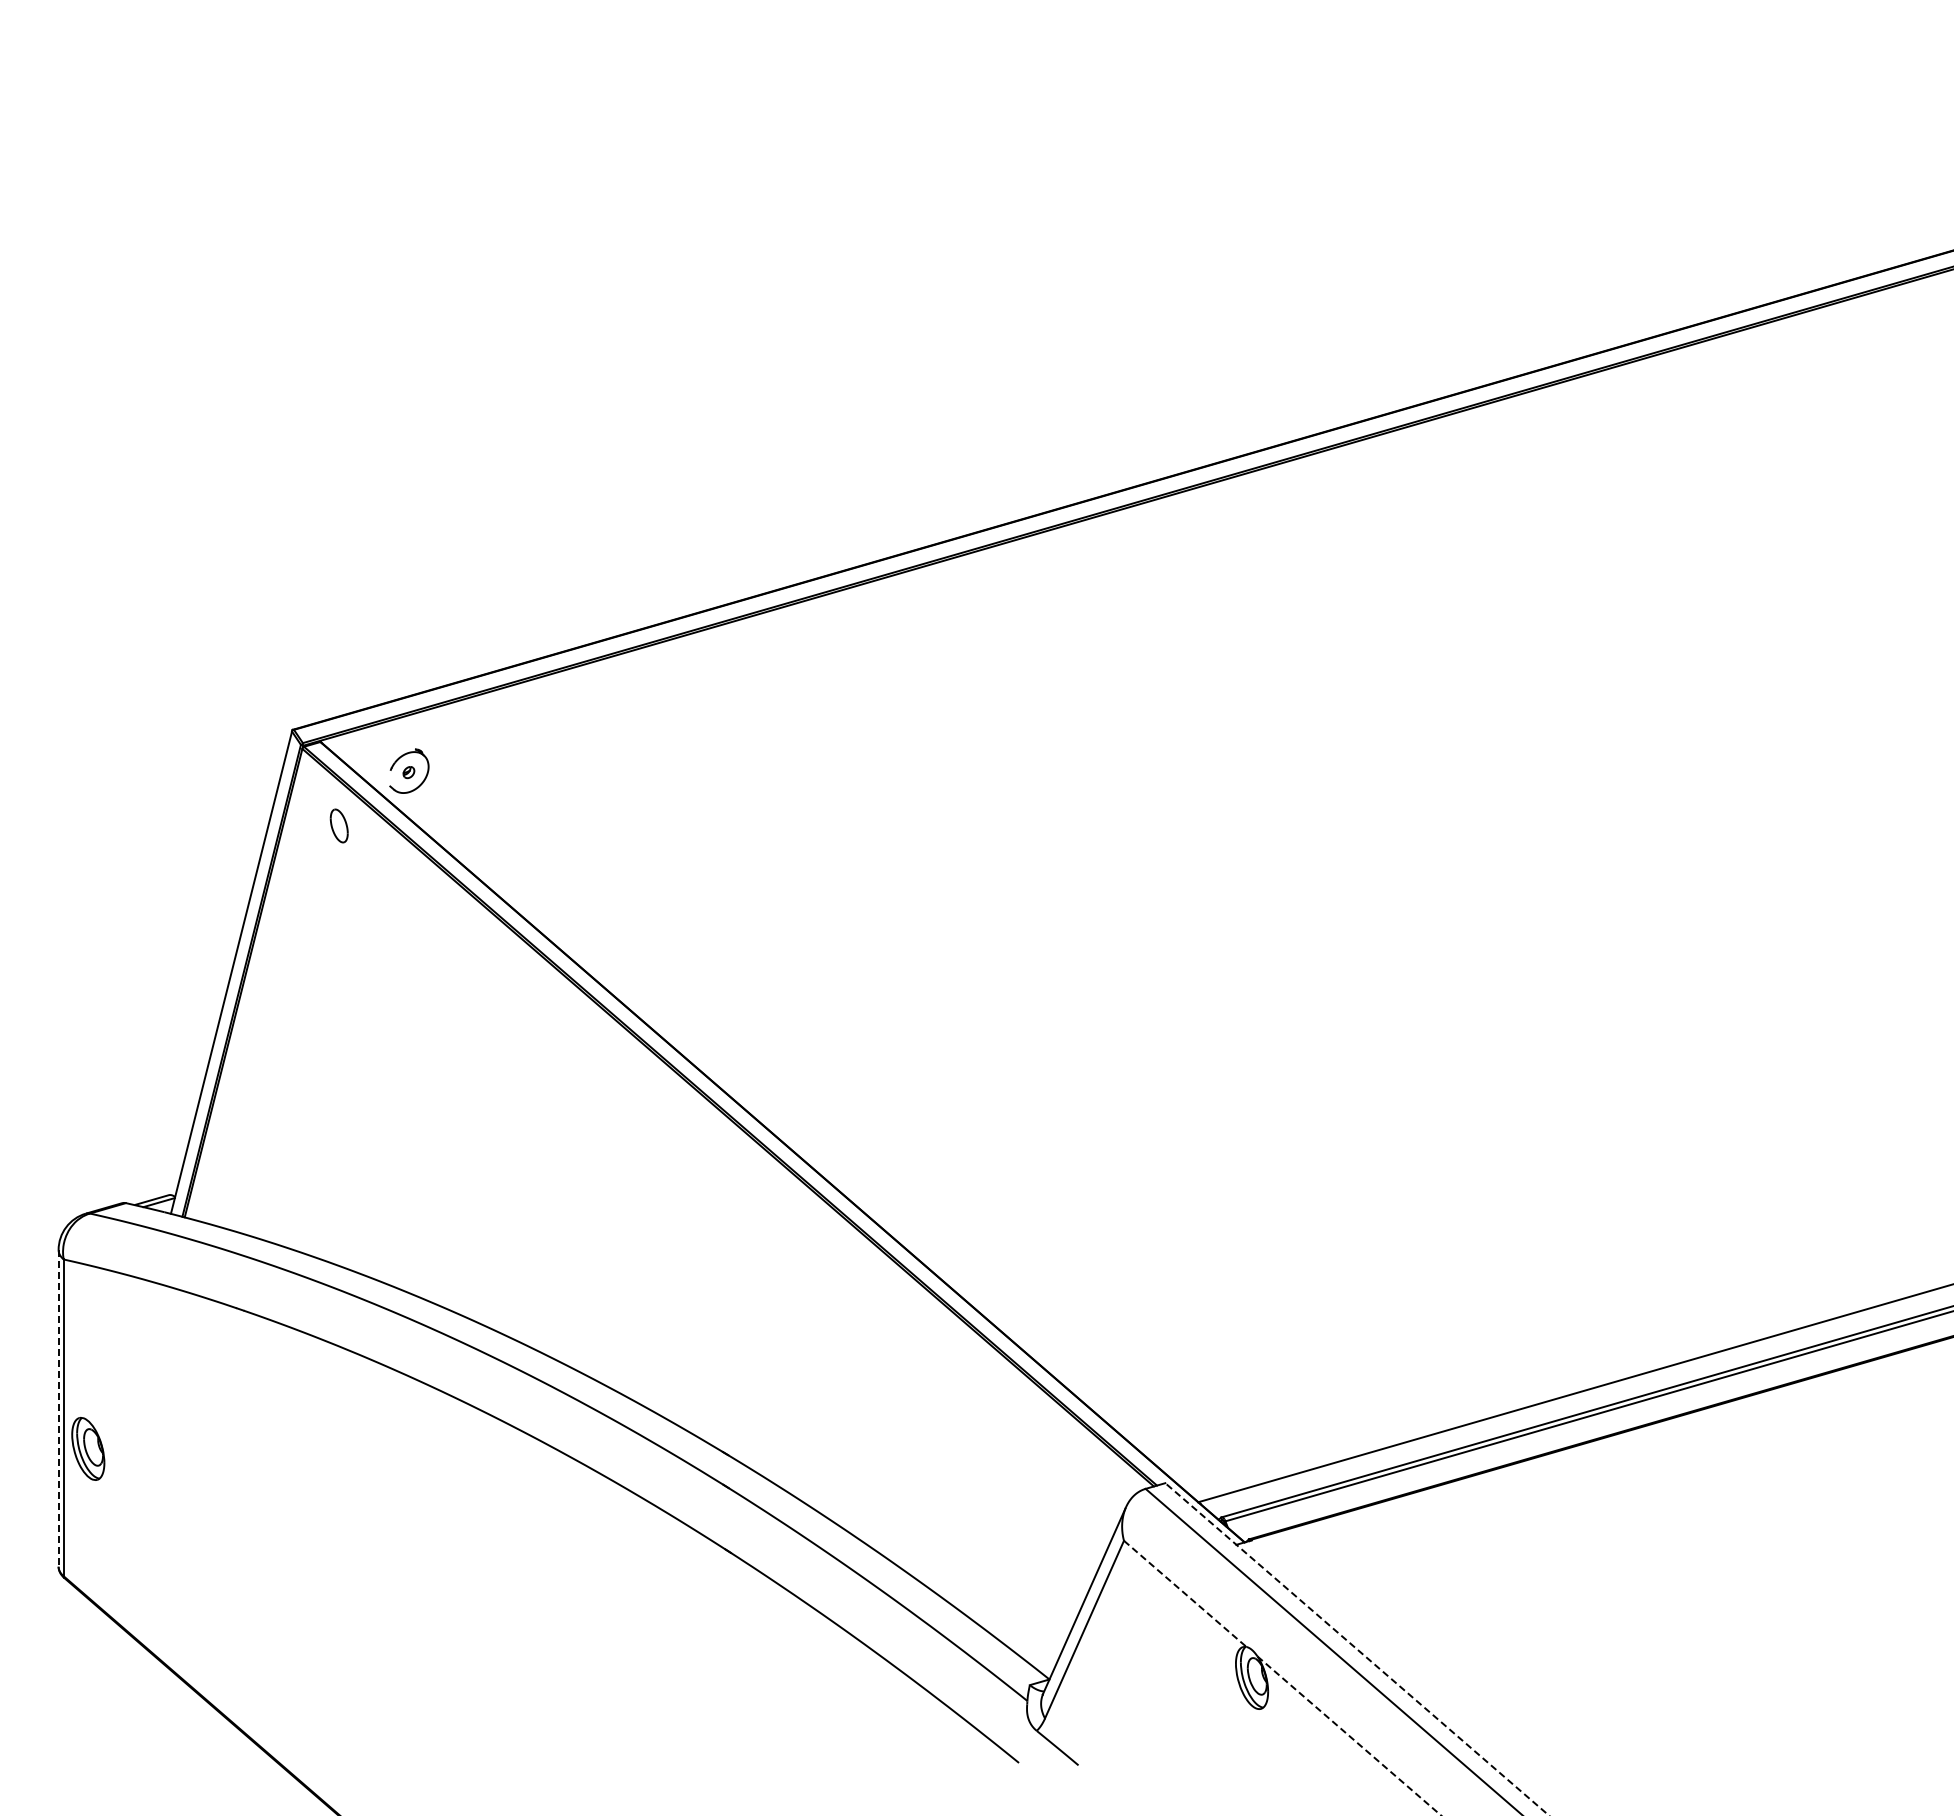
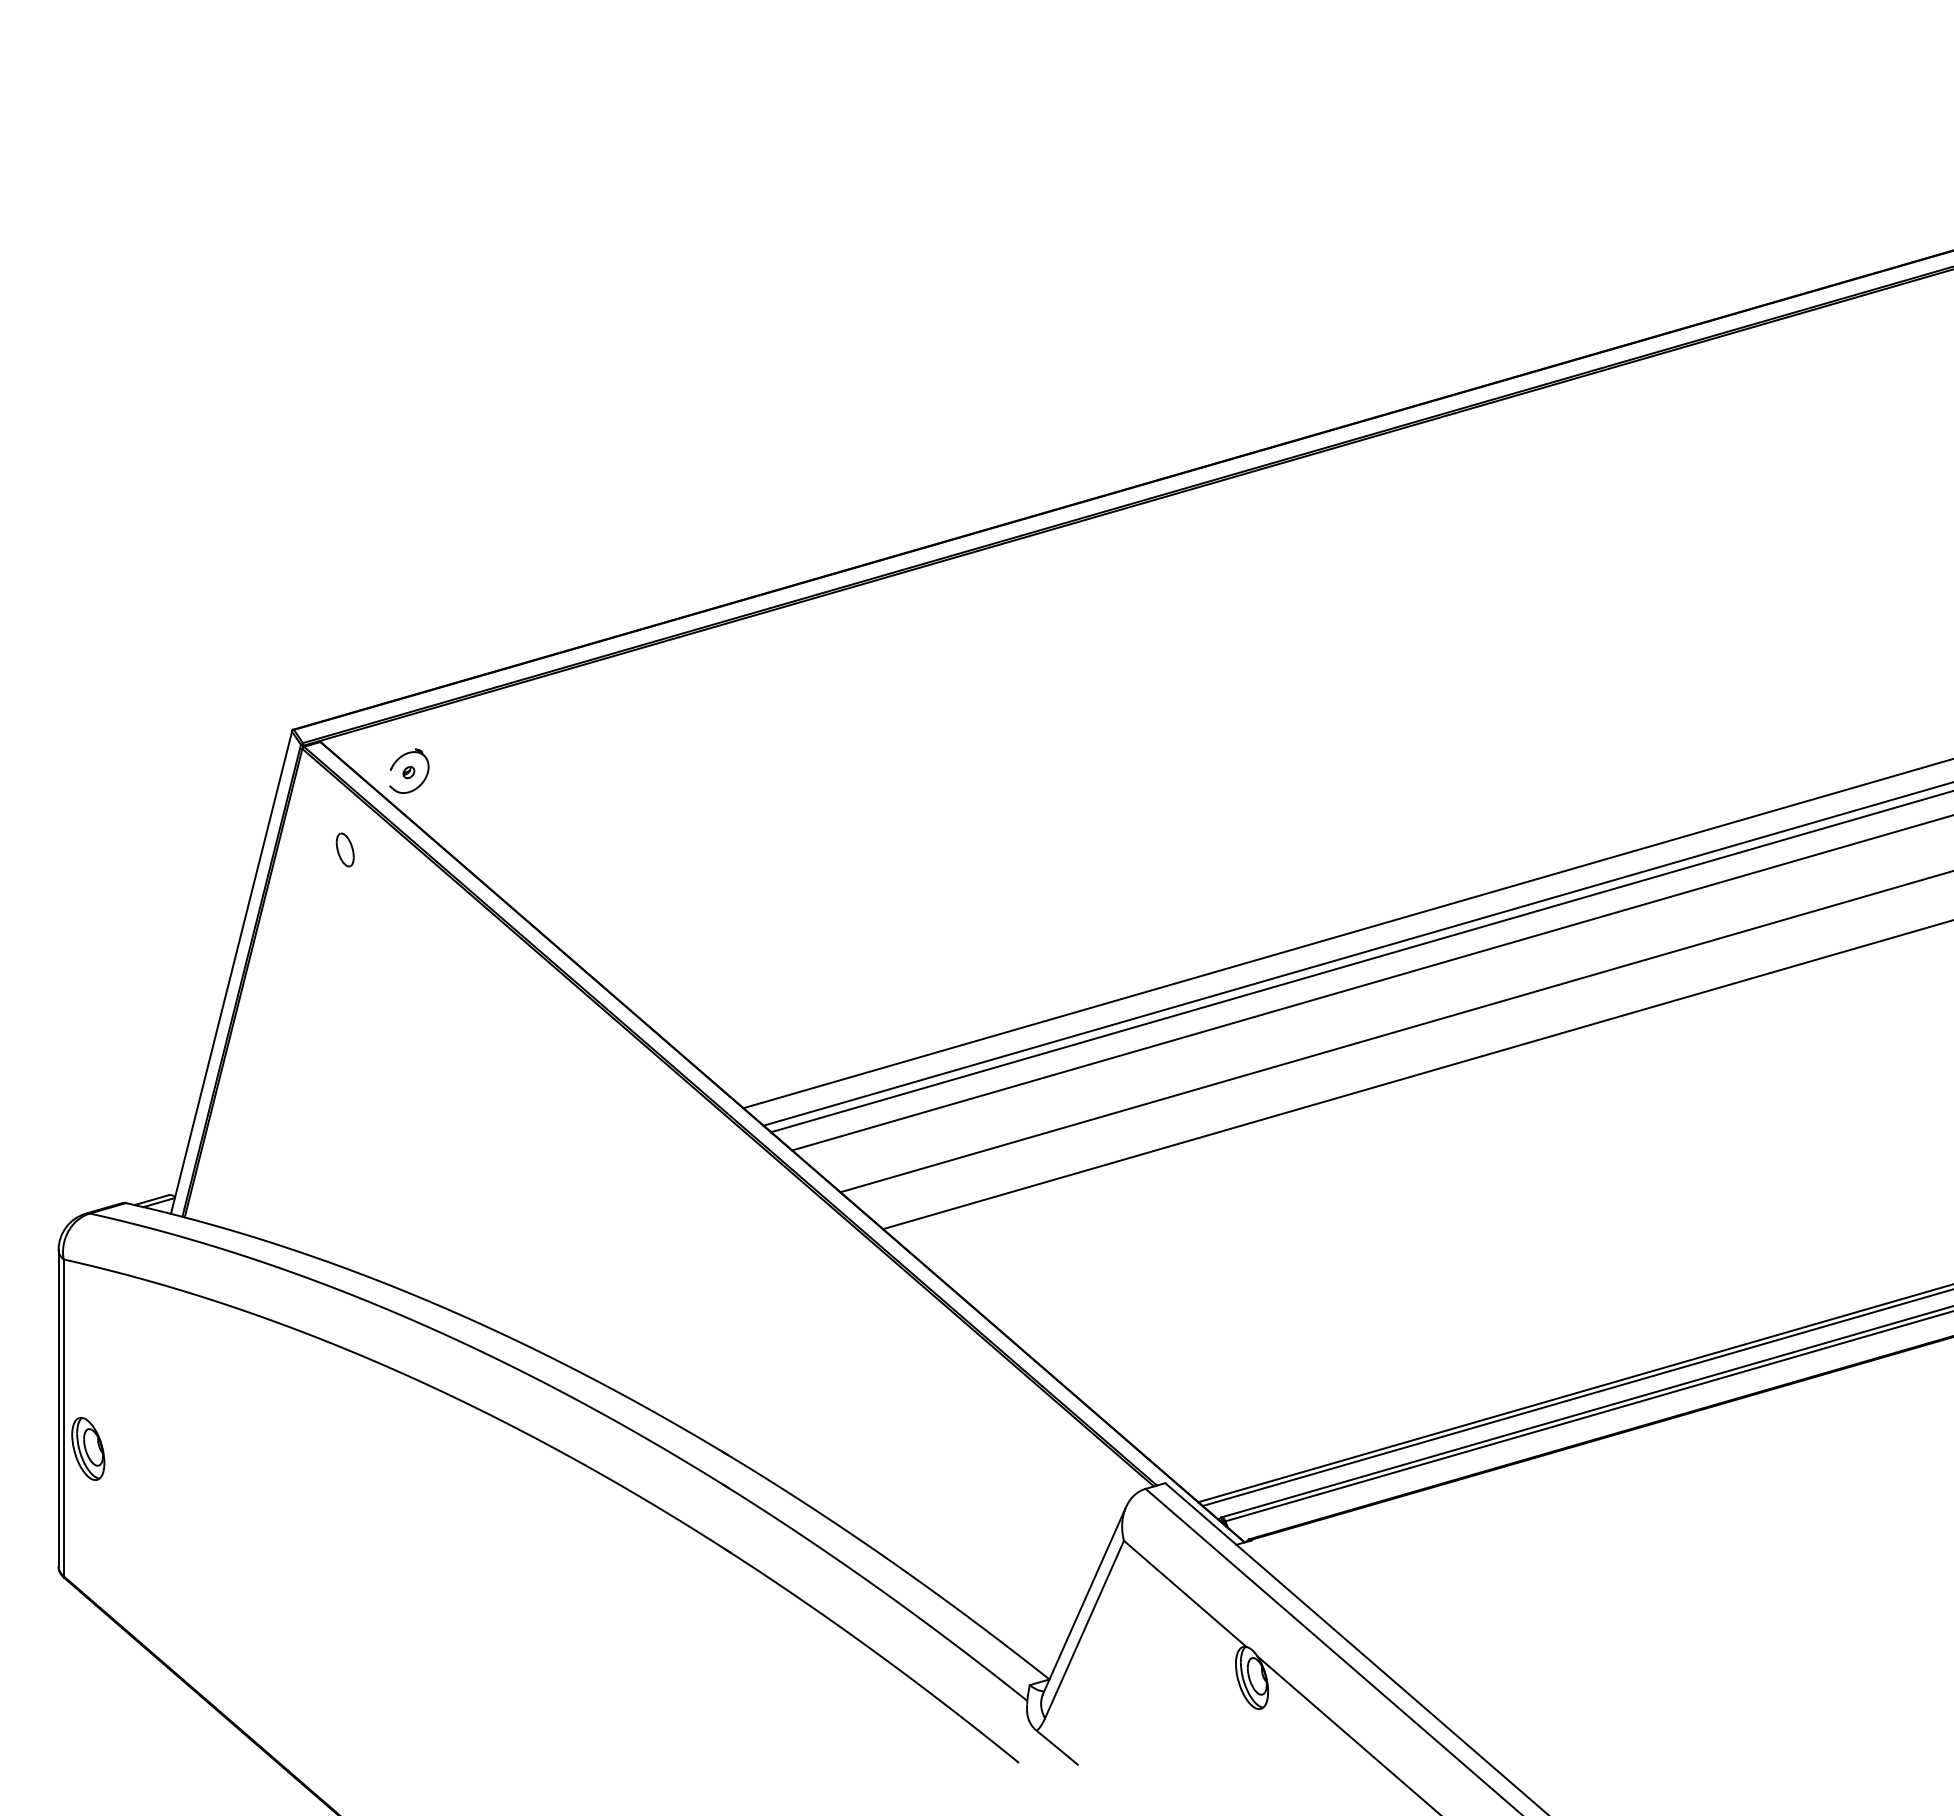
part position: (338, 825) -> (344, 849) (344, 849)
line: none -> present (1346, 933)
line: none -> present (1356, 953)
line: none -> present (1360, 961)
line: none -> present (1371, 983)
line: none -> present (1395, 1031)
line: none -> present (1416, 1074)
line: none -> present (1576, 1398)
line: dashed -> solid (58, 1408)
line: dashed -> solid (1185, 1594)
line: dashed -> solid (1357, 1649)
line: dashed -> solid (1349, 1736)
